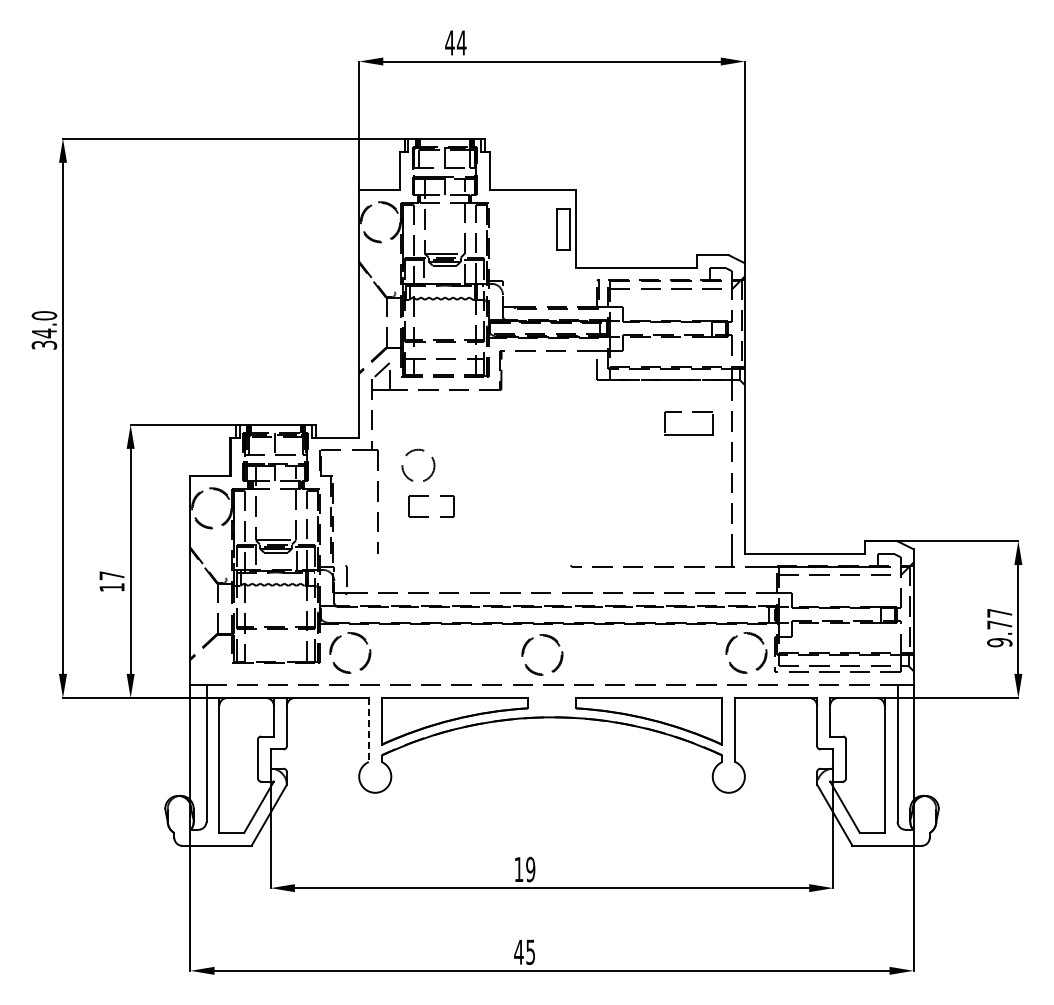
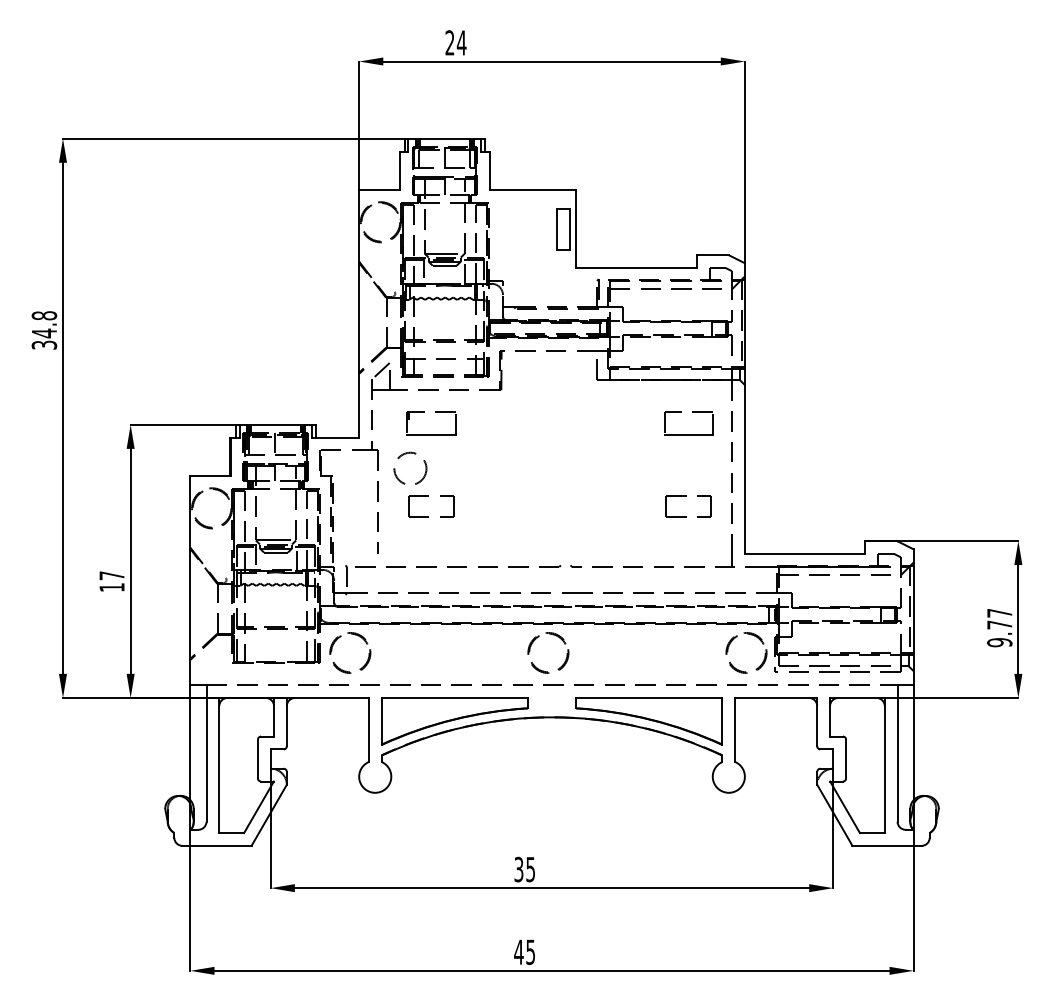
text: 44 -> 24 (449, 42)
text: 34.0 -> 34.8 (44, 315)
part: none -> present (431, 434)
circle position: (418, 464) -> (410, 467) (410, 467)
part: none -> present (686, 496)
part: none -> present (458, 566)
circle position: (542, 654) -> (548, 652) (548, 652)
line: dashed -> solid (368, 730)
text: 19 -> 35 (524, 869)
